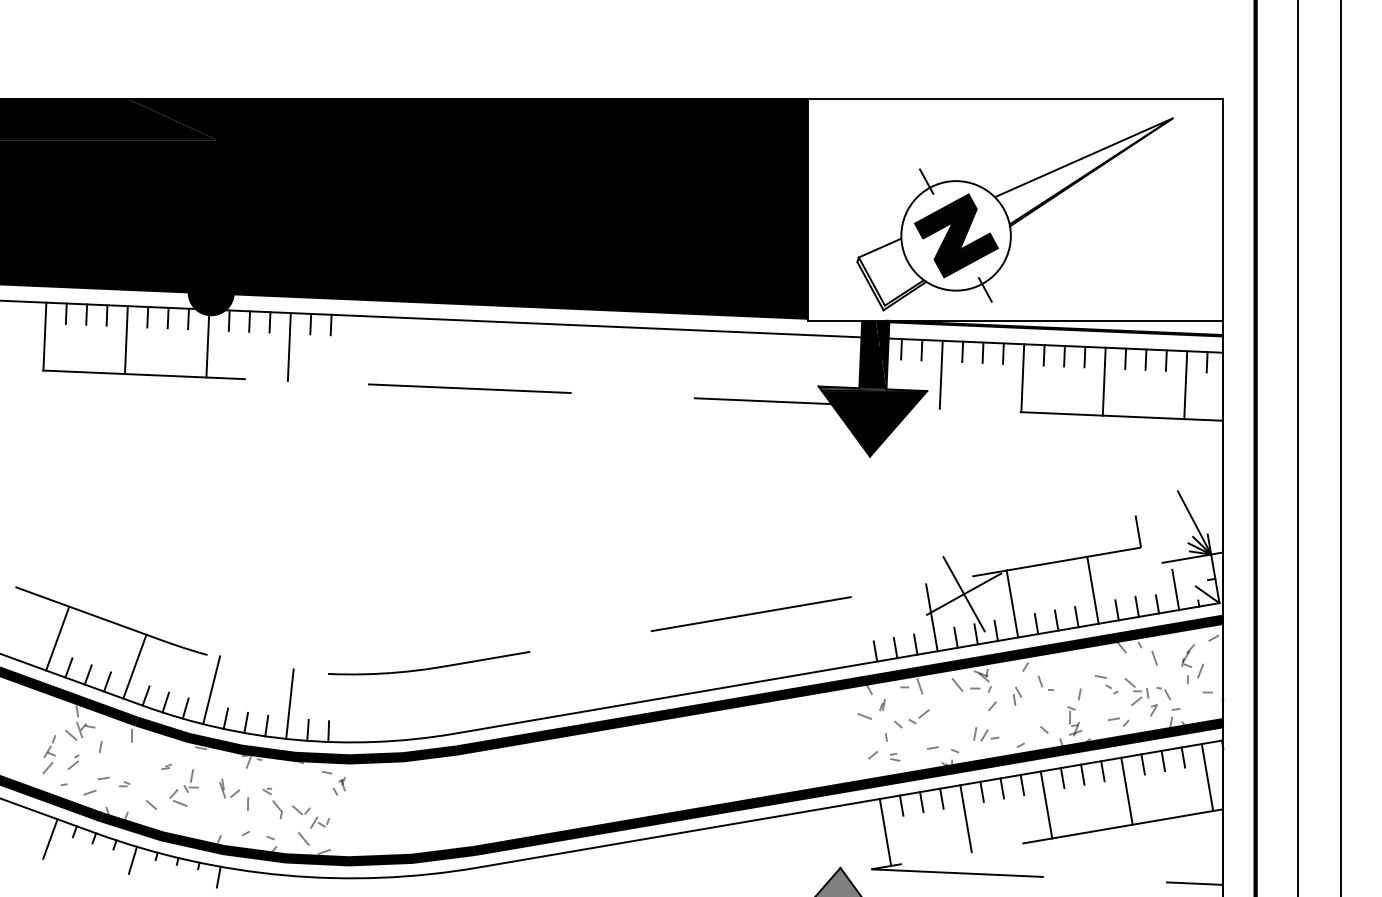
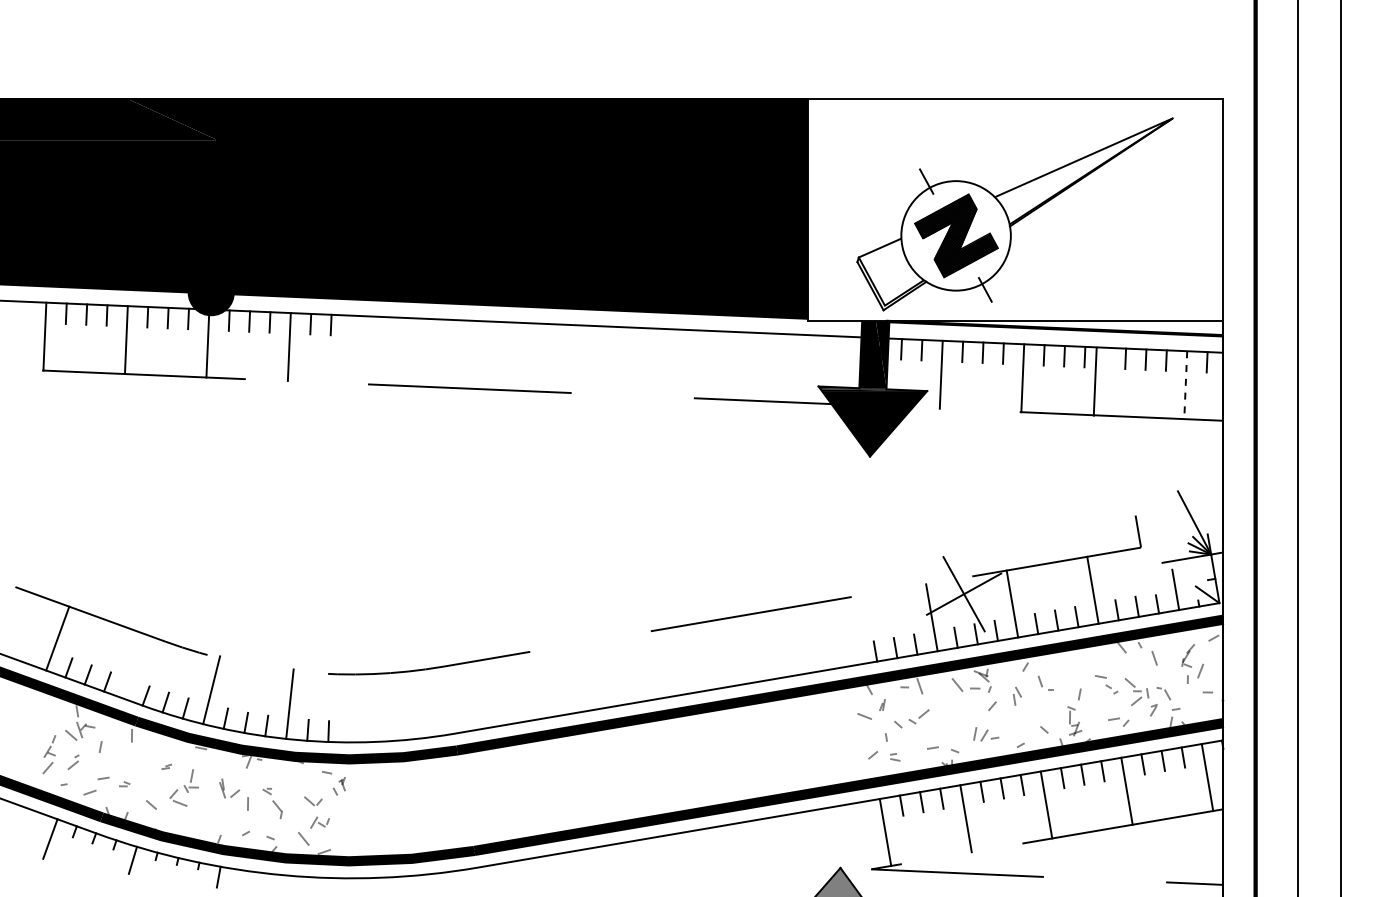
line position: (1103, 381) -> (1094, 381) (1094, 381)
line: solid -> dashed (1185, 385)
line: present -> none (134, 666)
part position: (301, 809) -> (313, 800) (313, 800)
